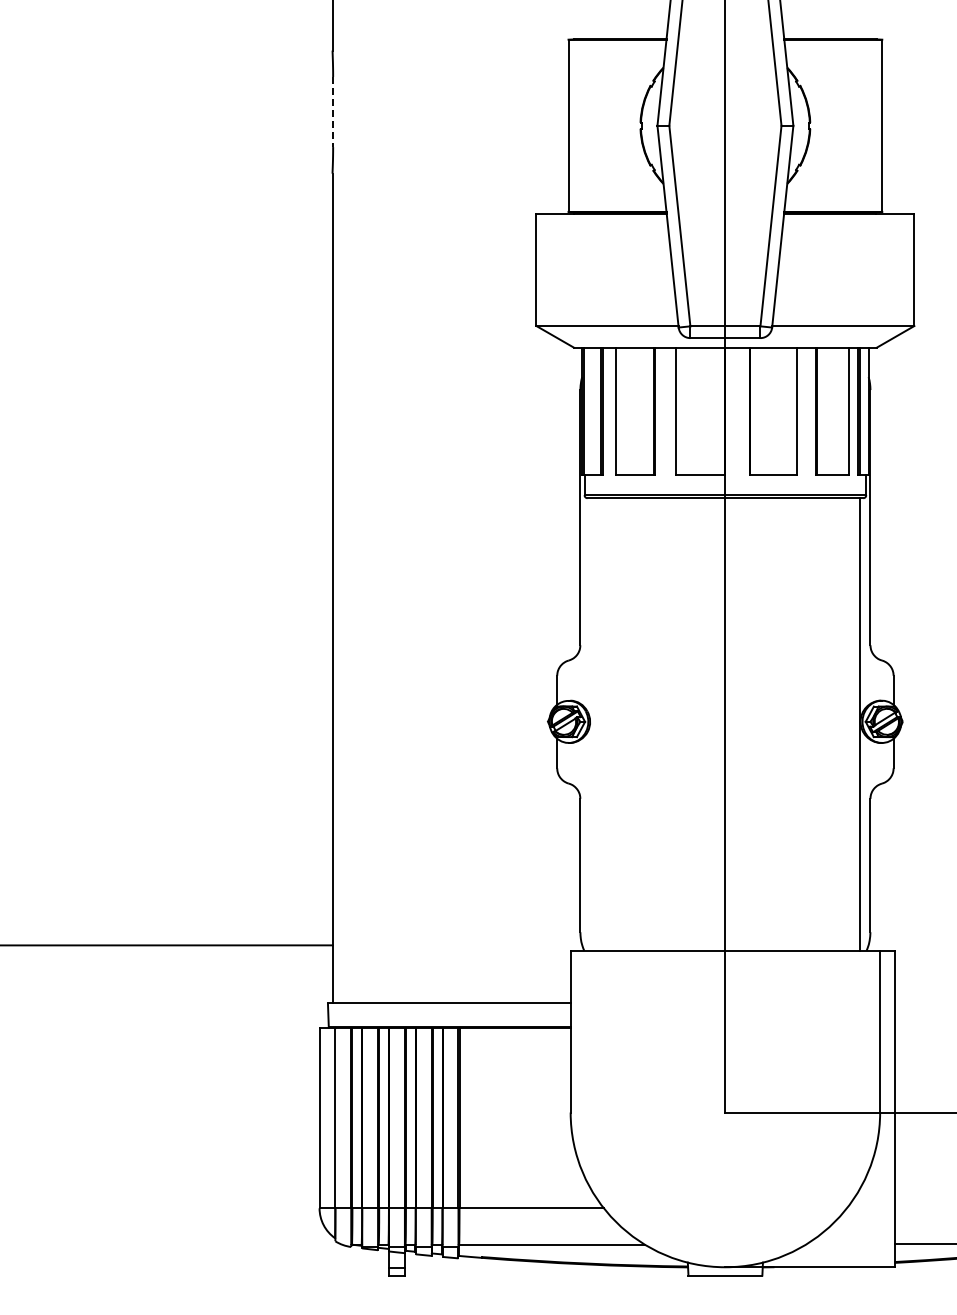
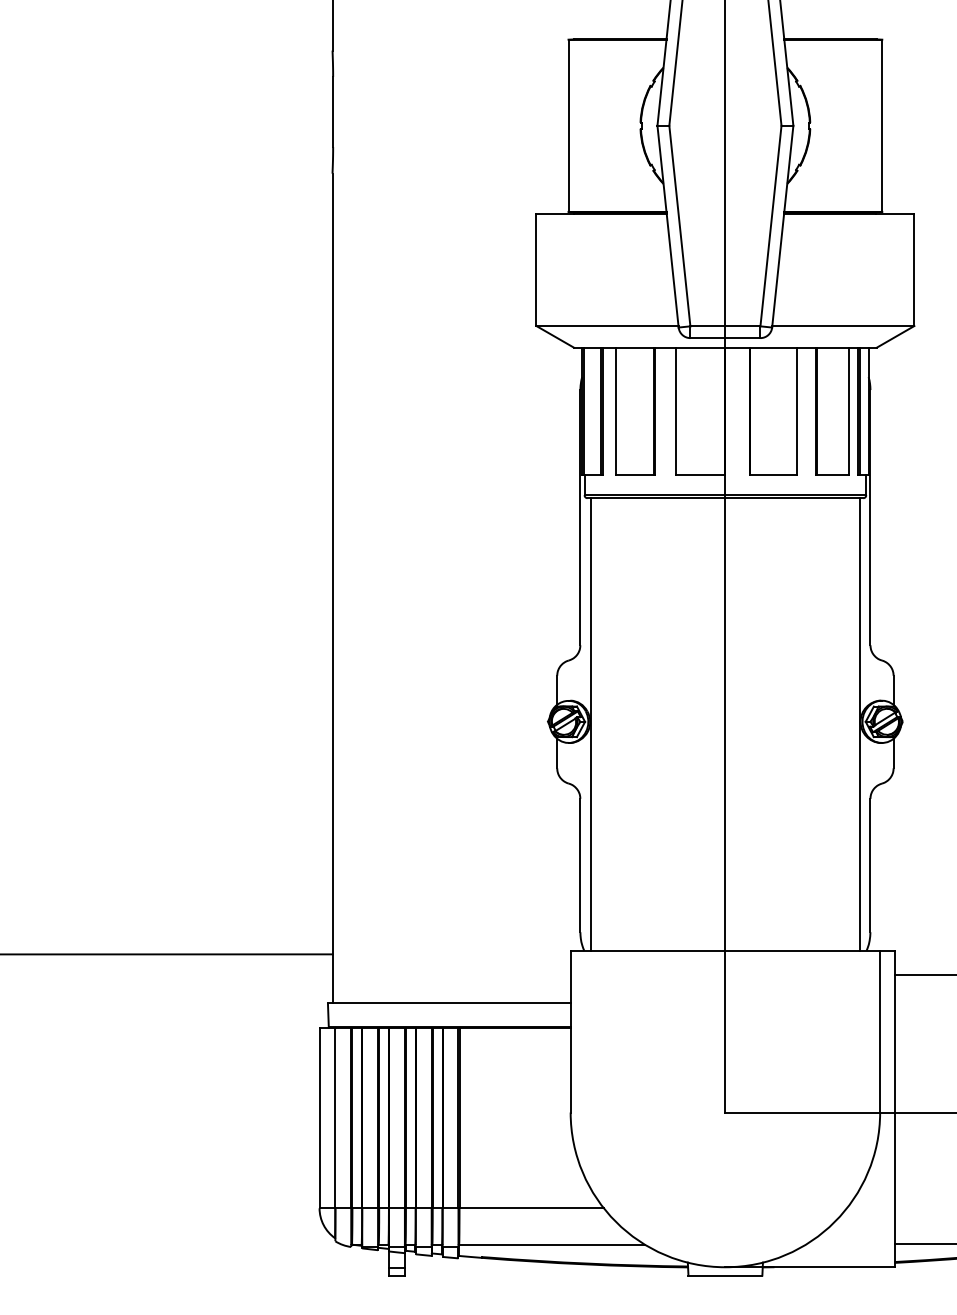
line: dashed -> solid (333, 112)
line: none -> present (591, 724)
line position: (167, 945) -> (167, 954) (167, 954)
line: none -> present (923, 975)
